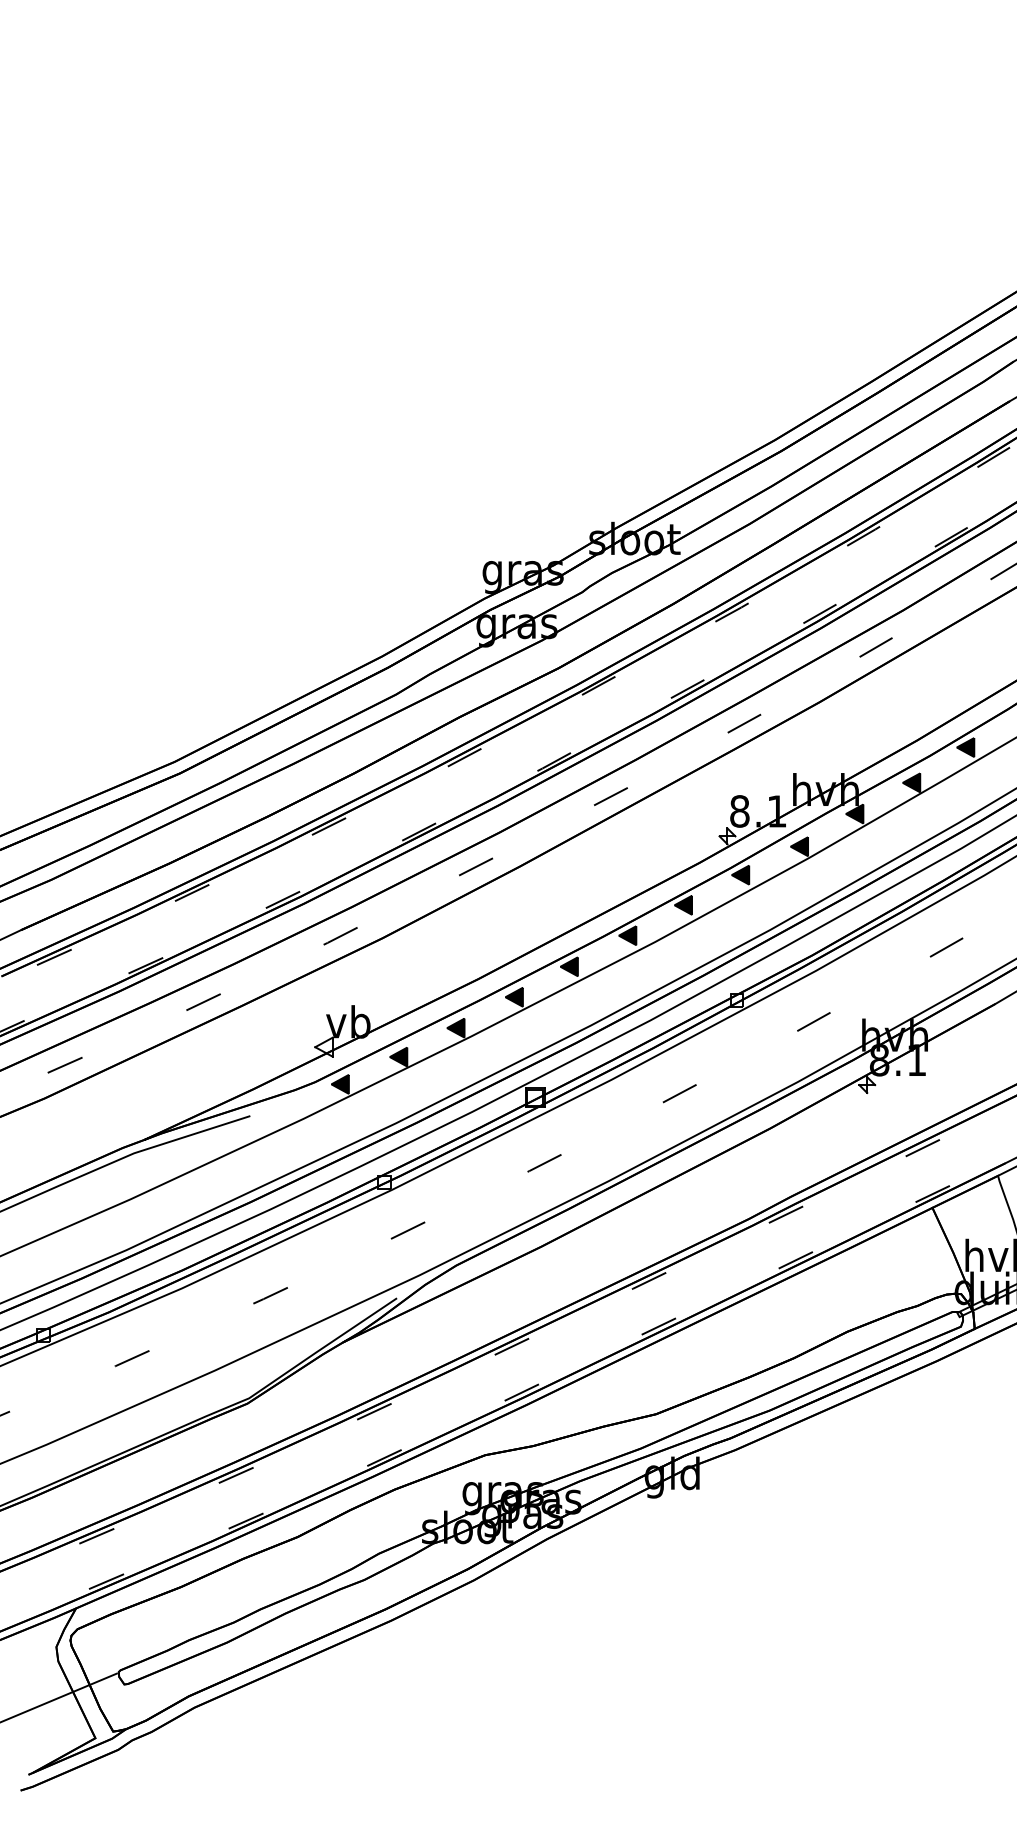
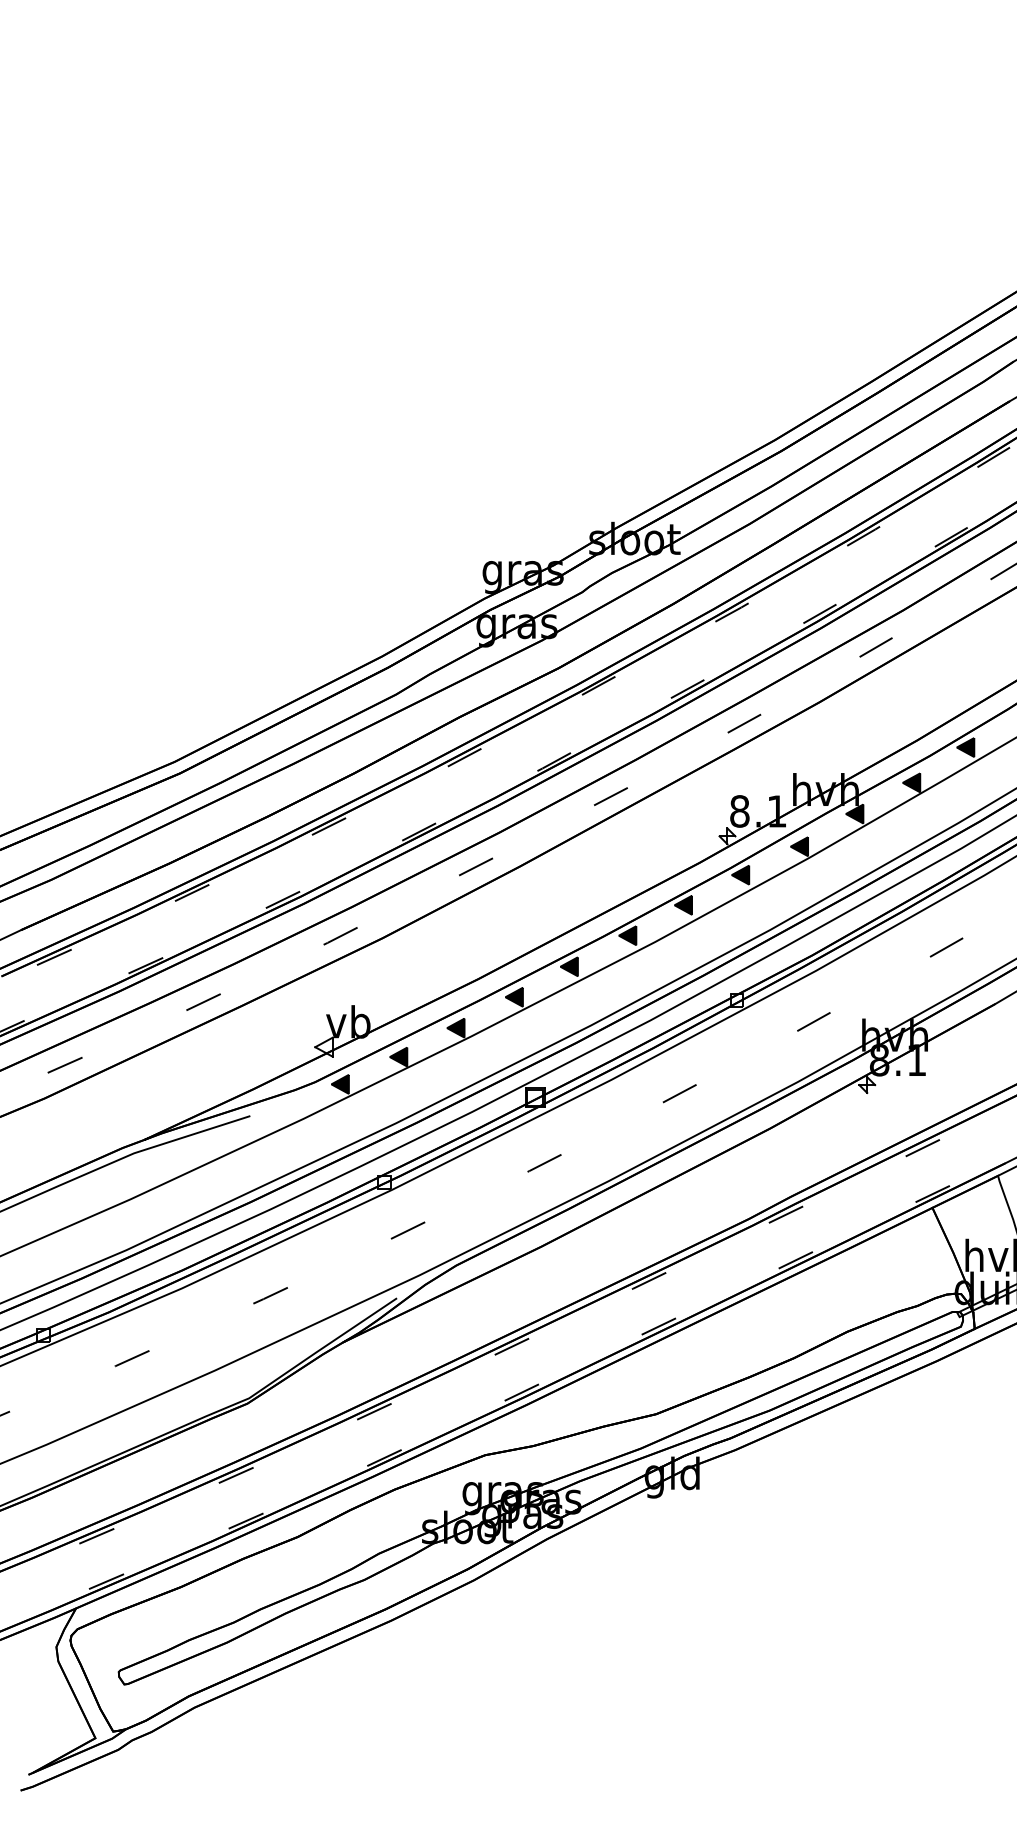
line: present -> none (59, 1697)
